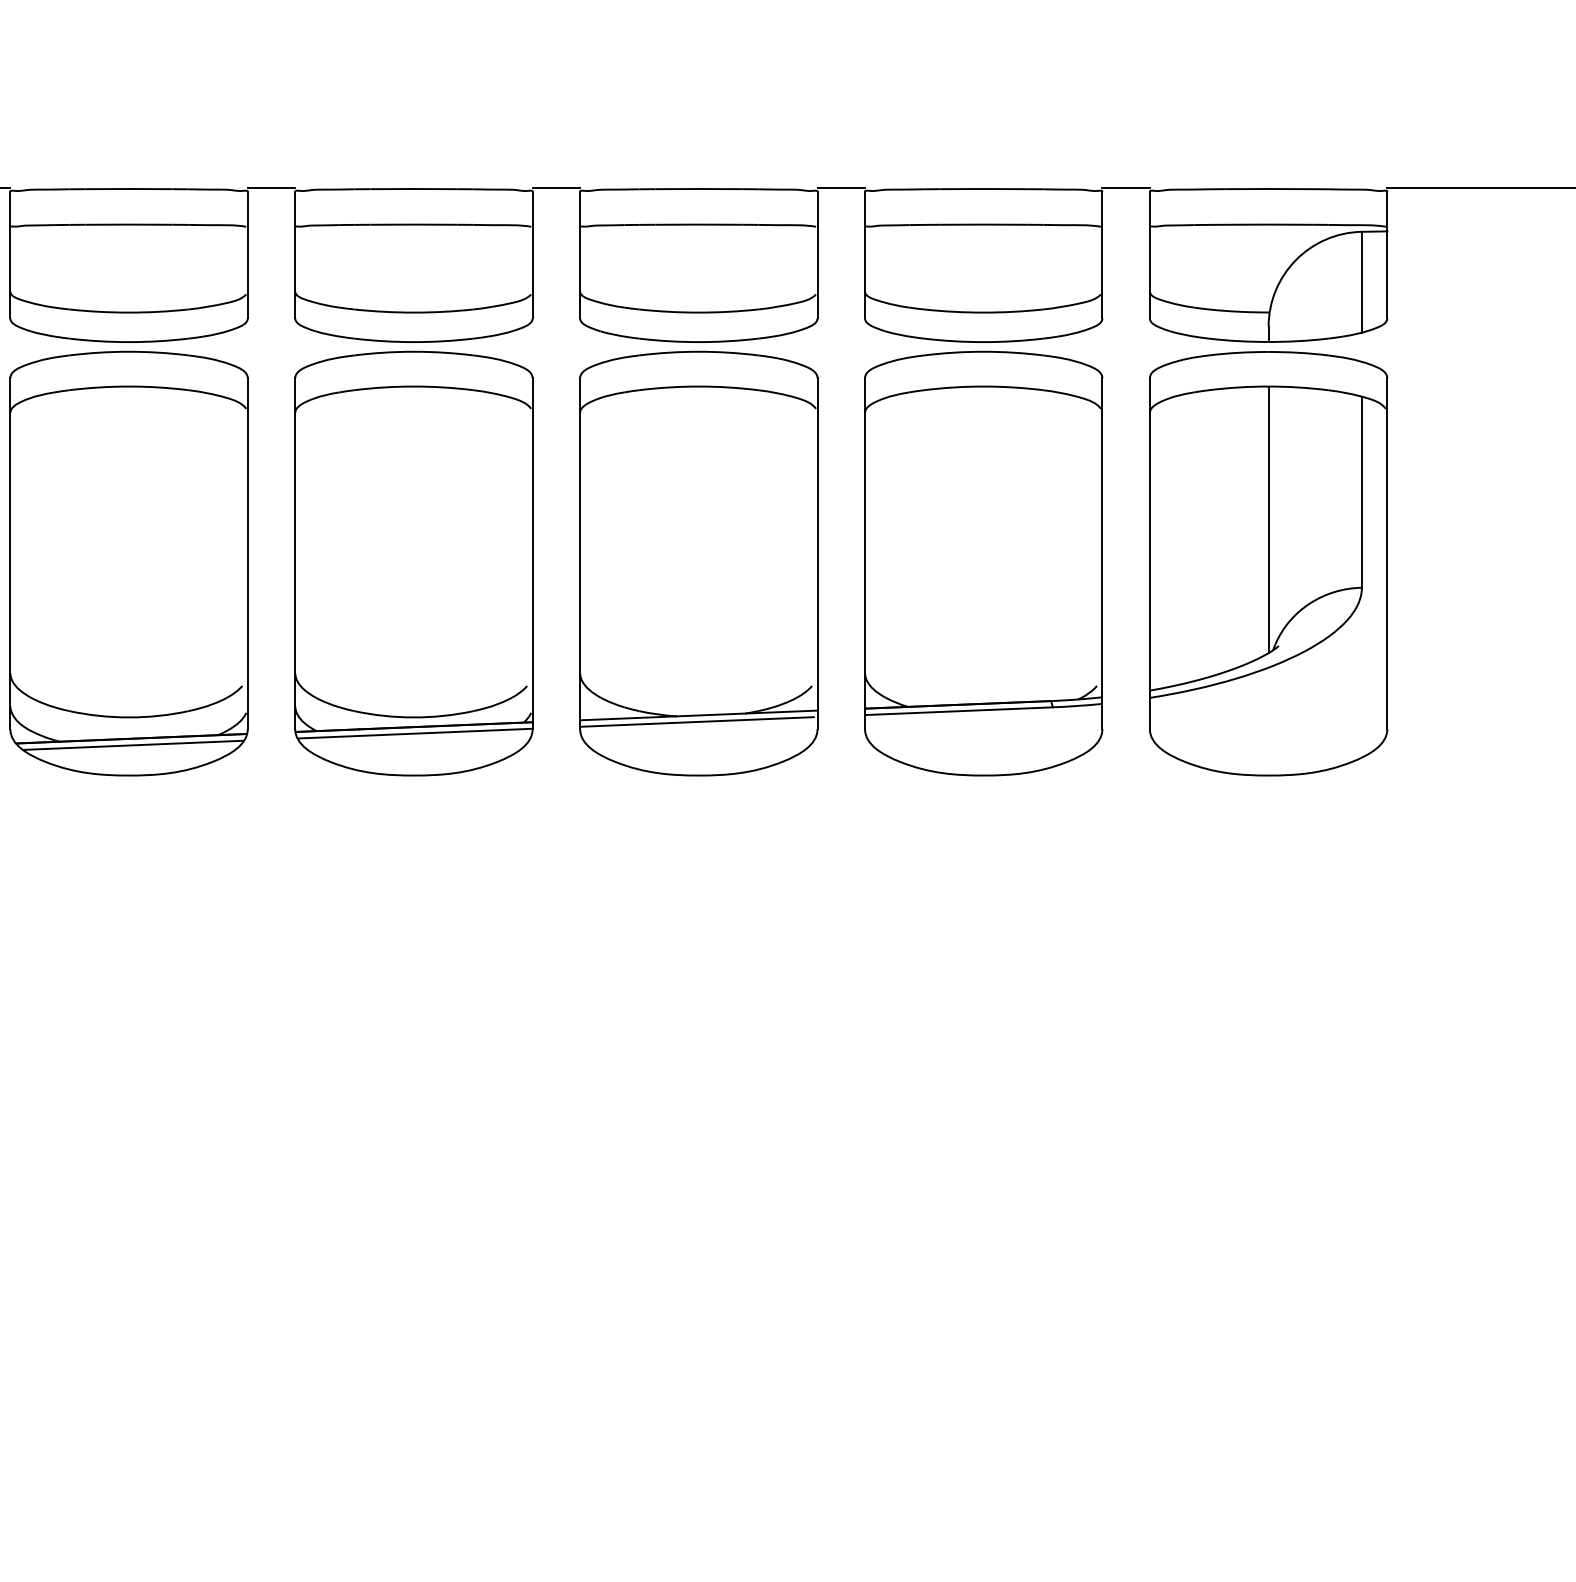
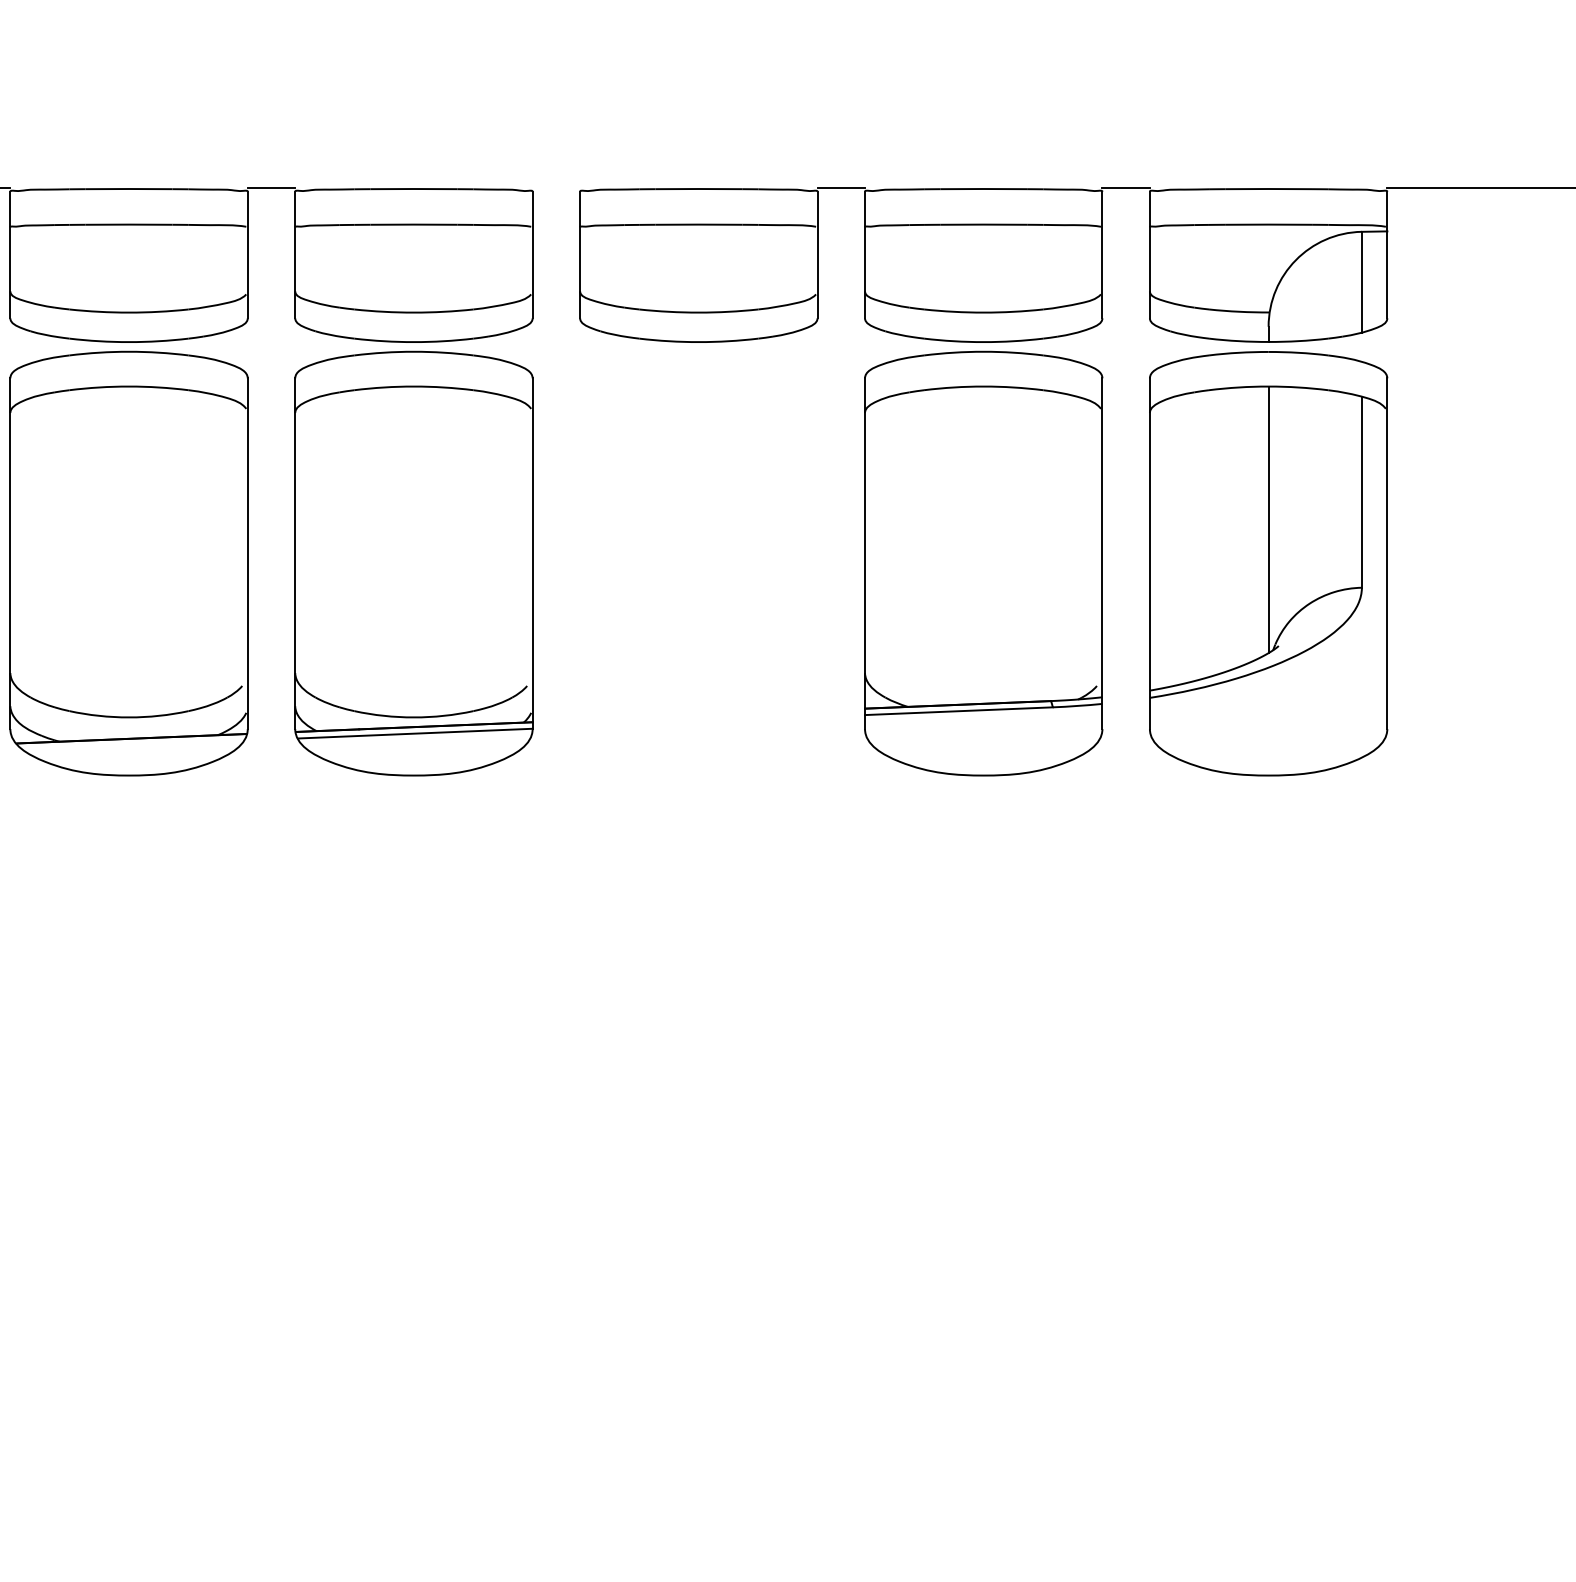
line: present -> none (556, 188)
part: present -> none (698, 563)
line: present -> none (133, 744)
